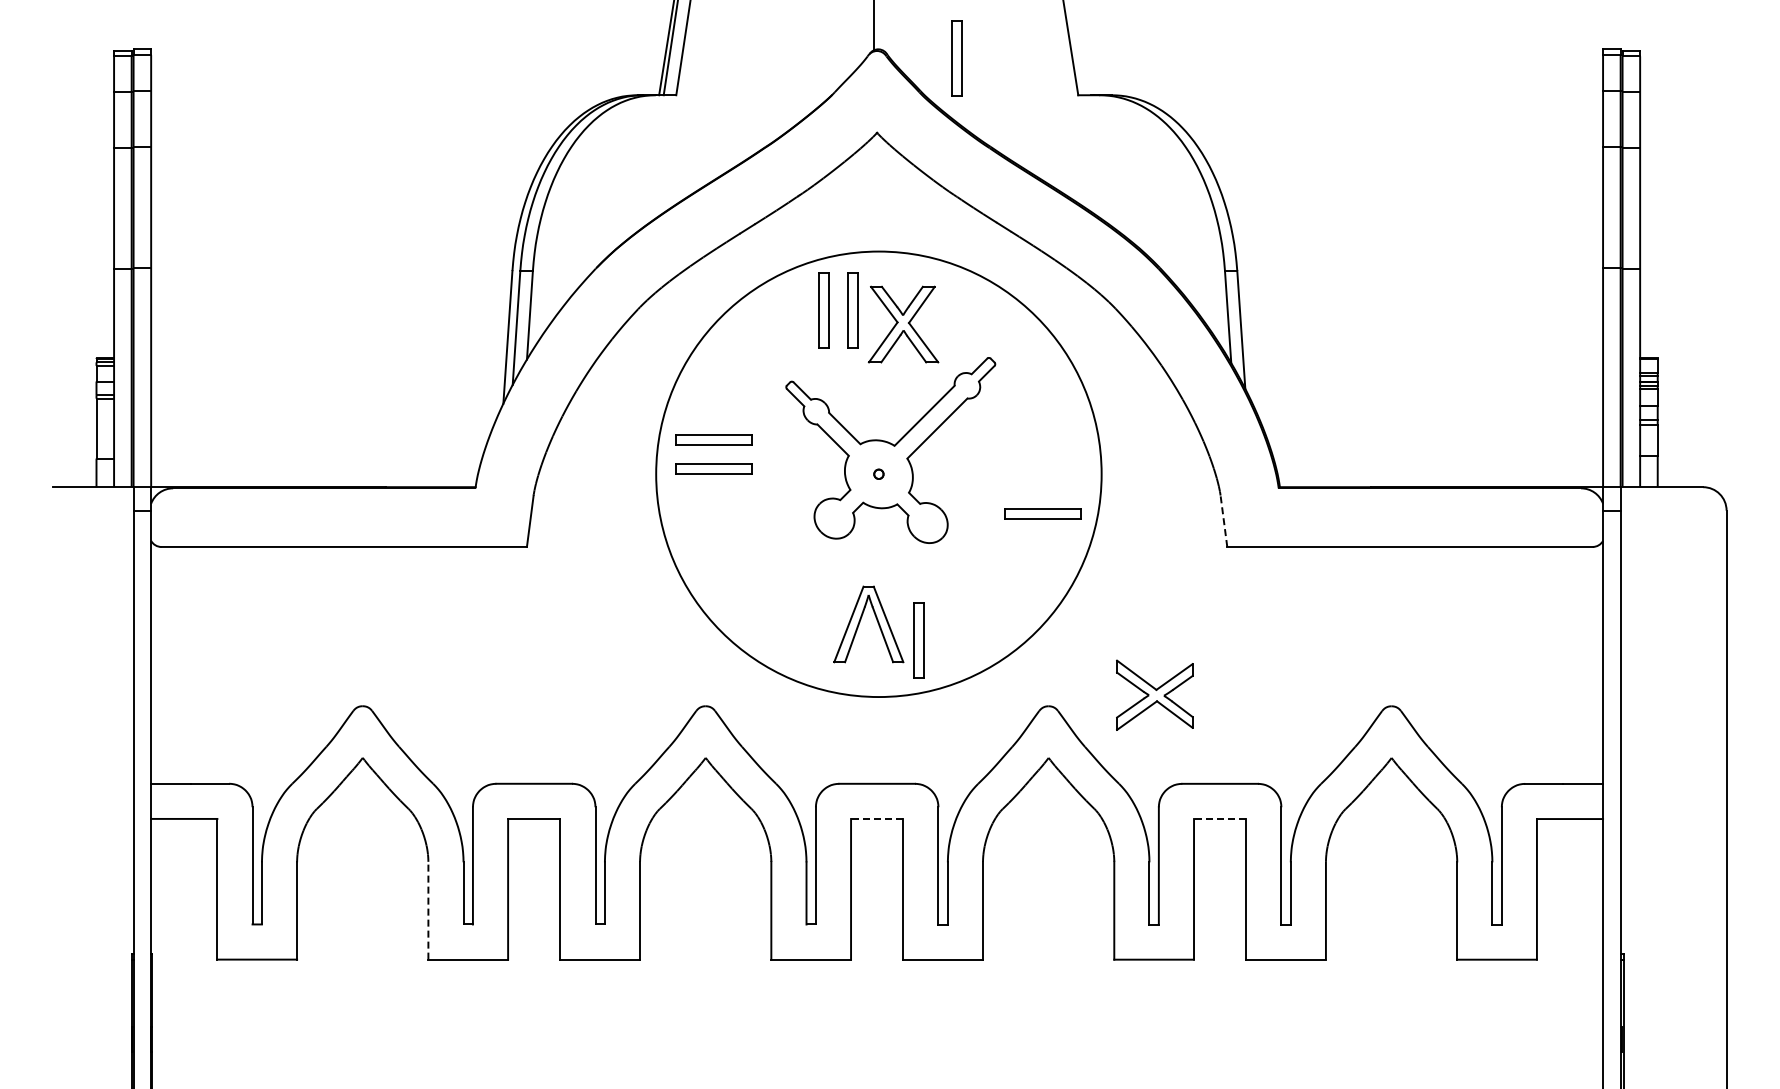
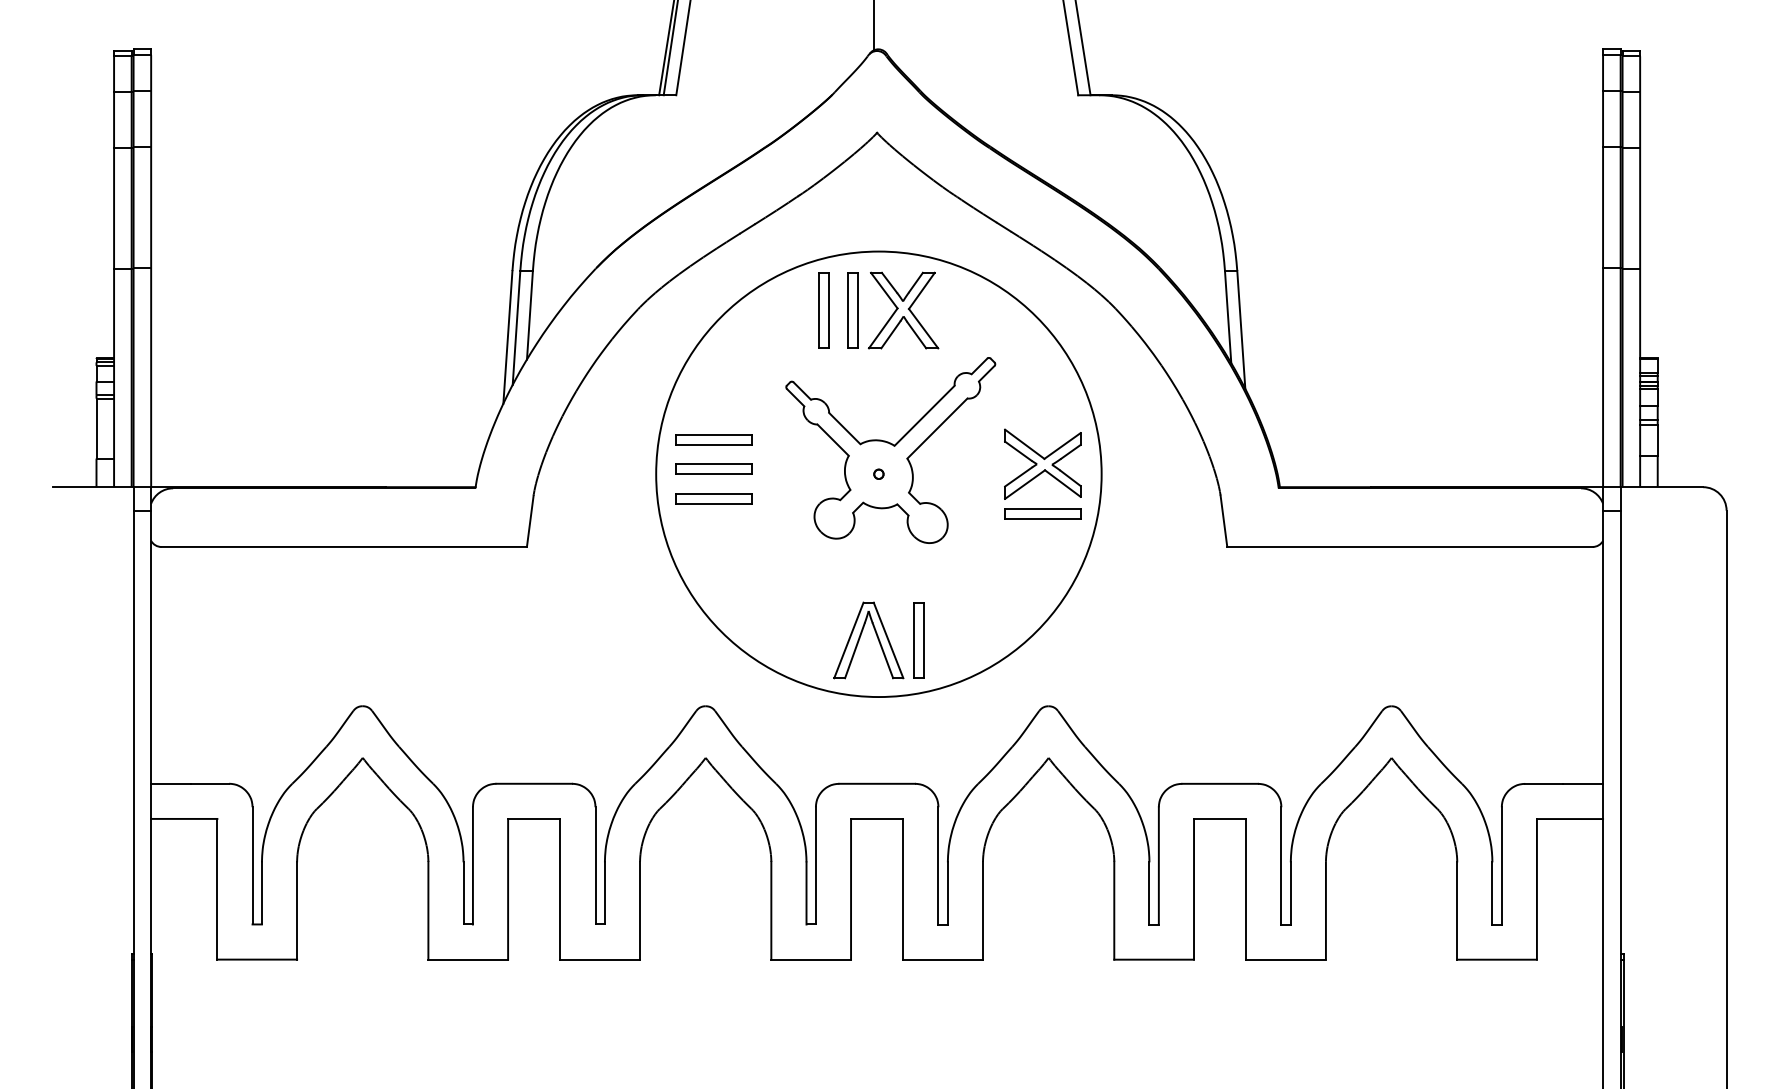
line: none -> present (1082, 48)
part: present -> none (956, 58)
part position: (903, 324) -> (903, 310) (903, 310)
part: none -> present (713, 498)
line: dashed -> solid (1223, 521)
part position: (860, 622) -> (860, 638) (860, 638)
part position: (1154, 694) -> (1042, 463) (1042, 463)
line: dashed -> solid (876, 818)
line: dashed -> solid (1219, 819)
line: dashed -> solid (428, 910)
